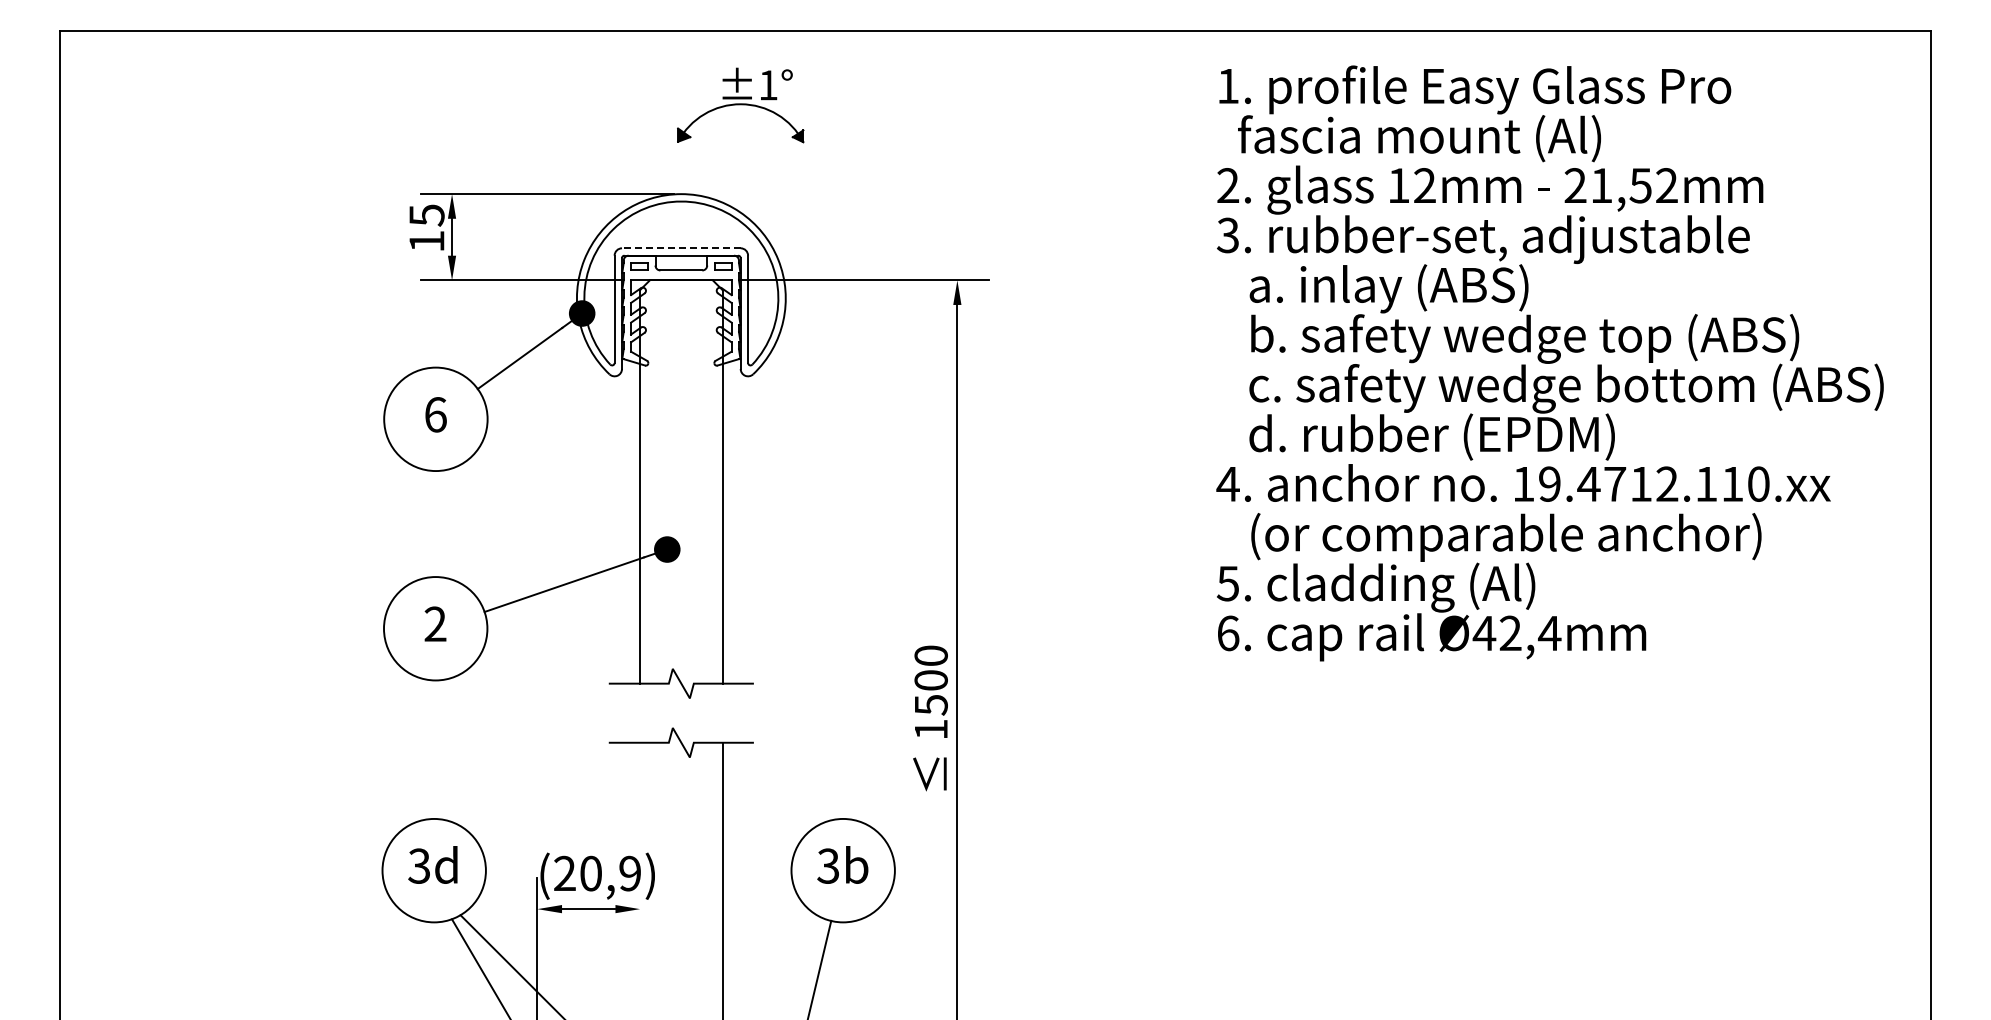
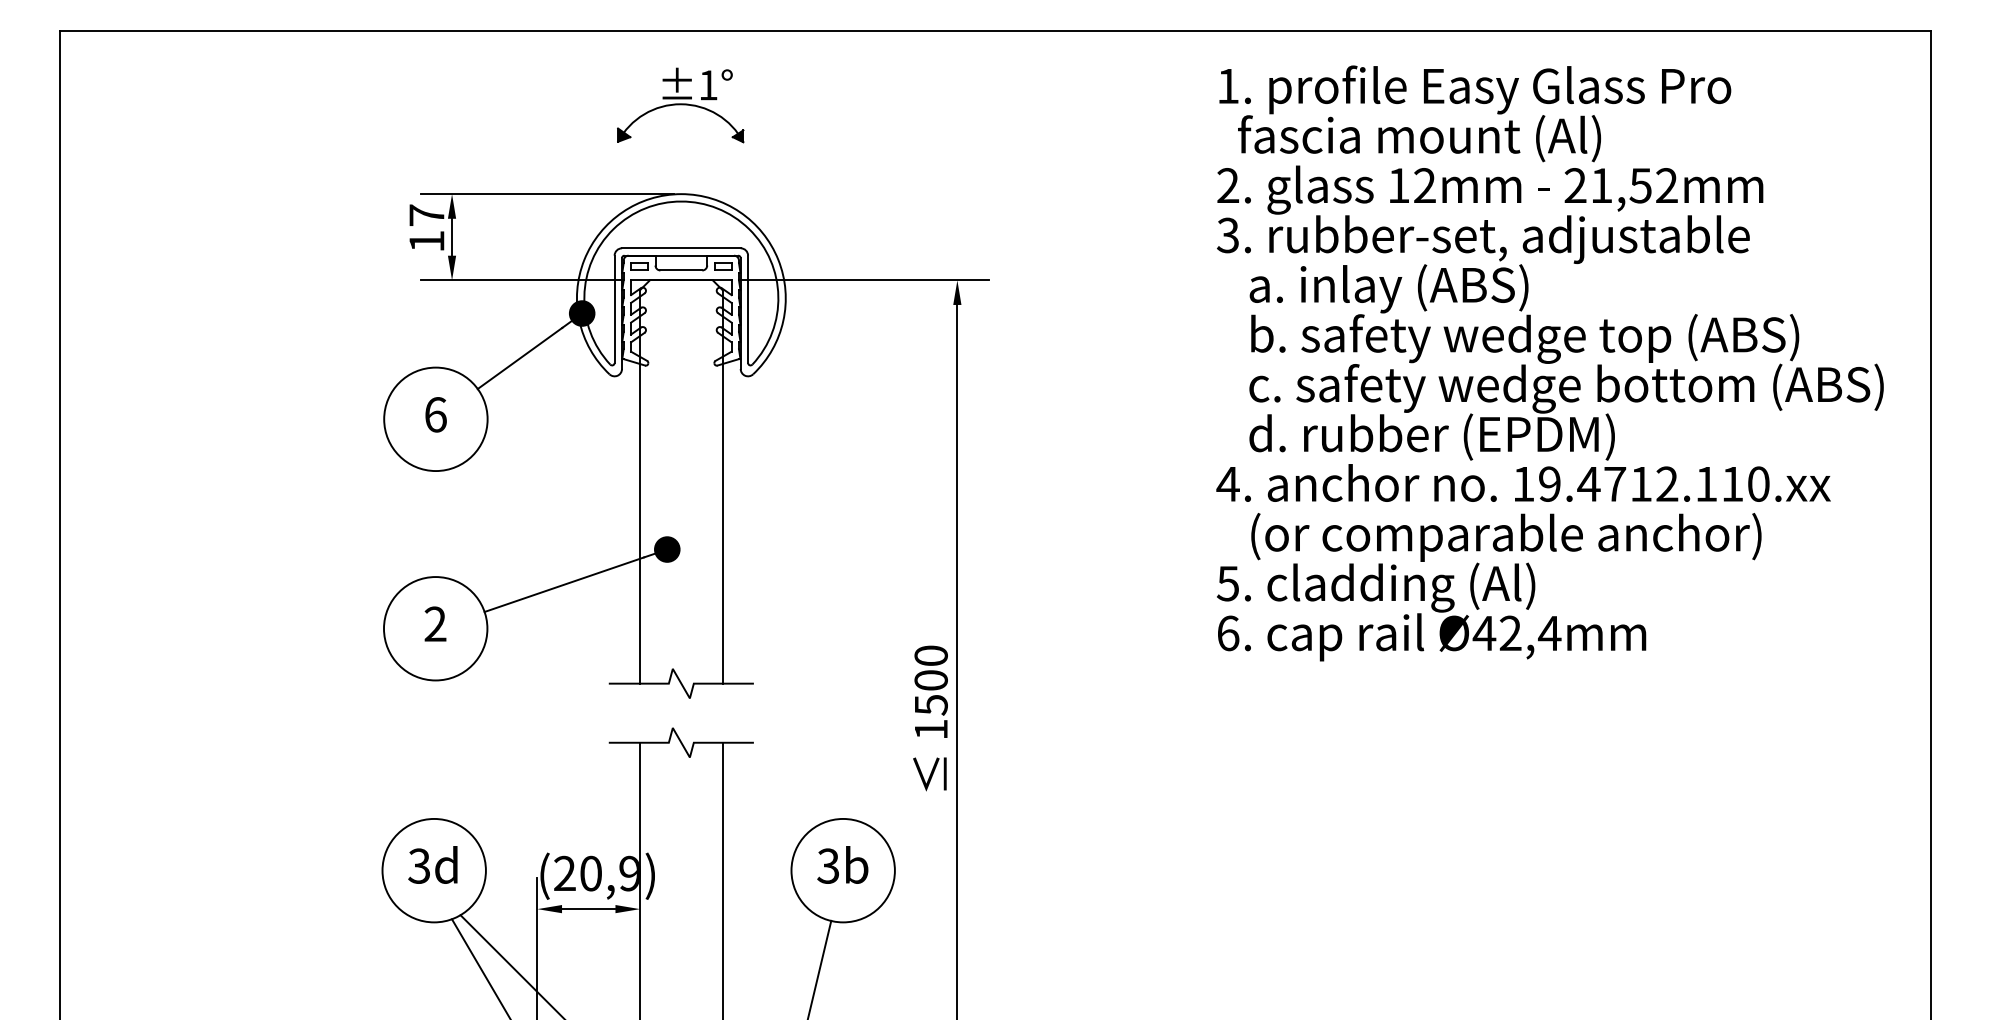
part position: (740, 105) -> (680, 105) (680, 105)
text: 15 -> 17 (426, 215)
line: dashed -> solid (680, 248)
line: none -> present (640, 879)
